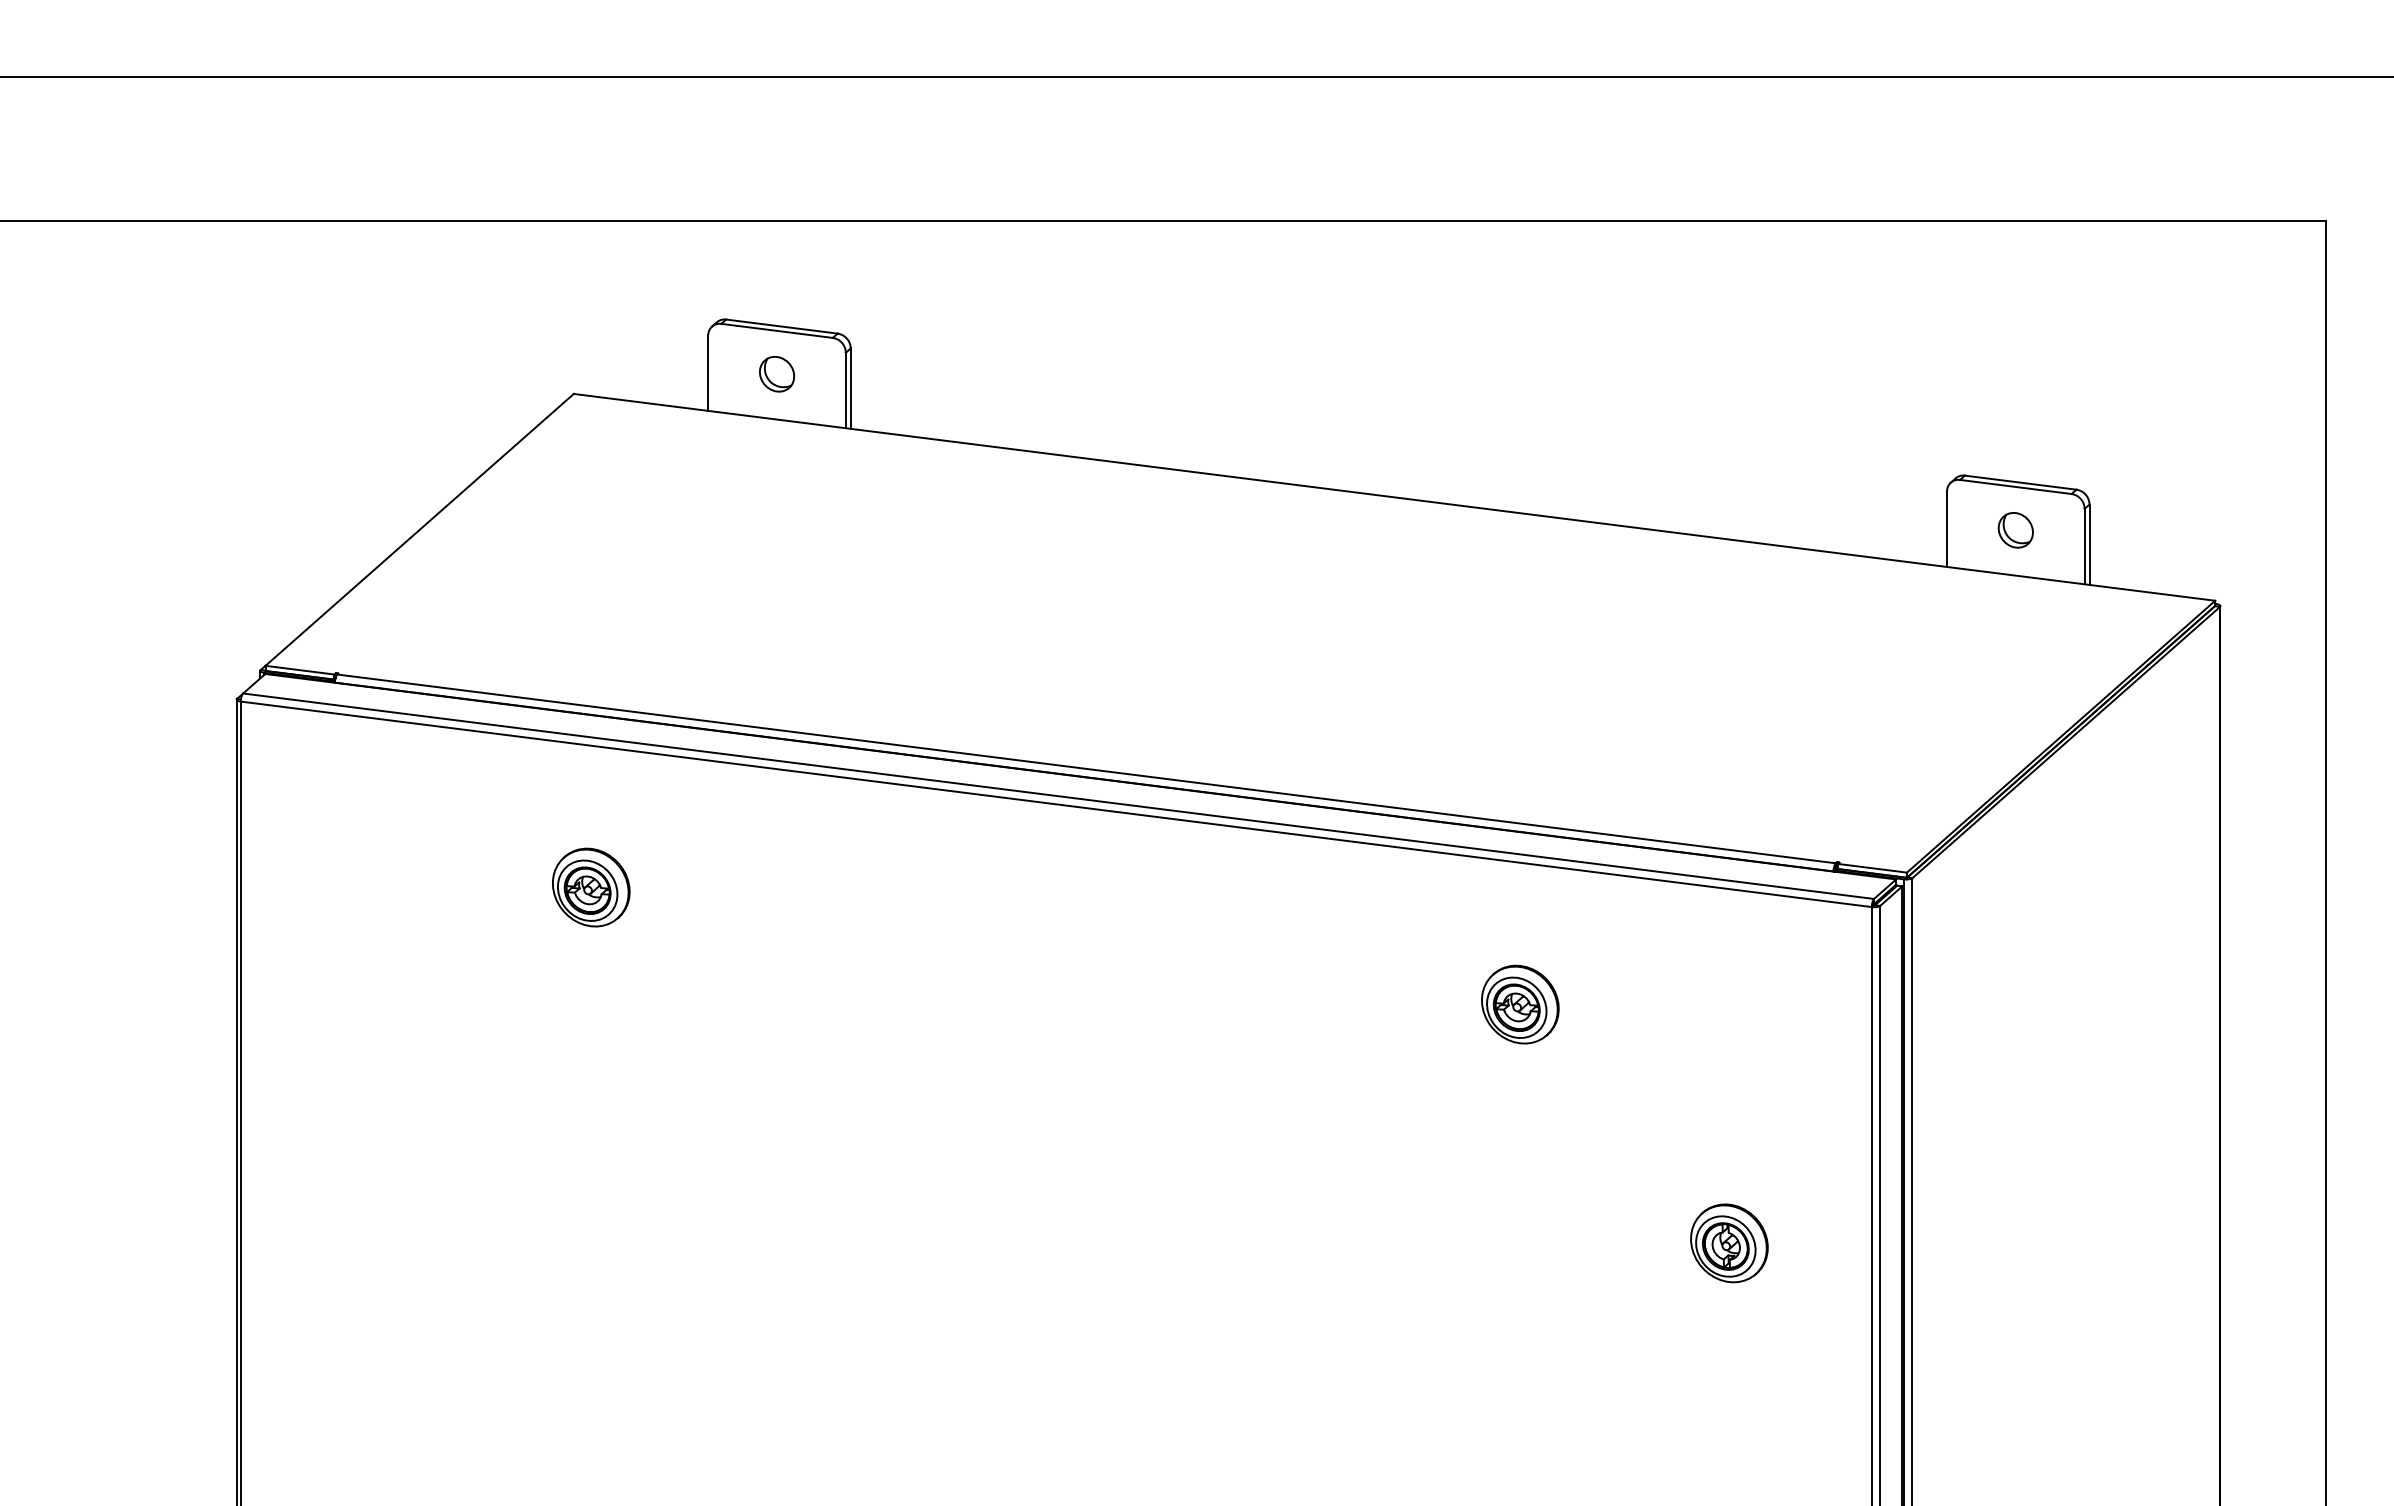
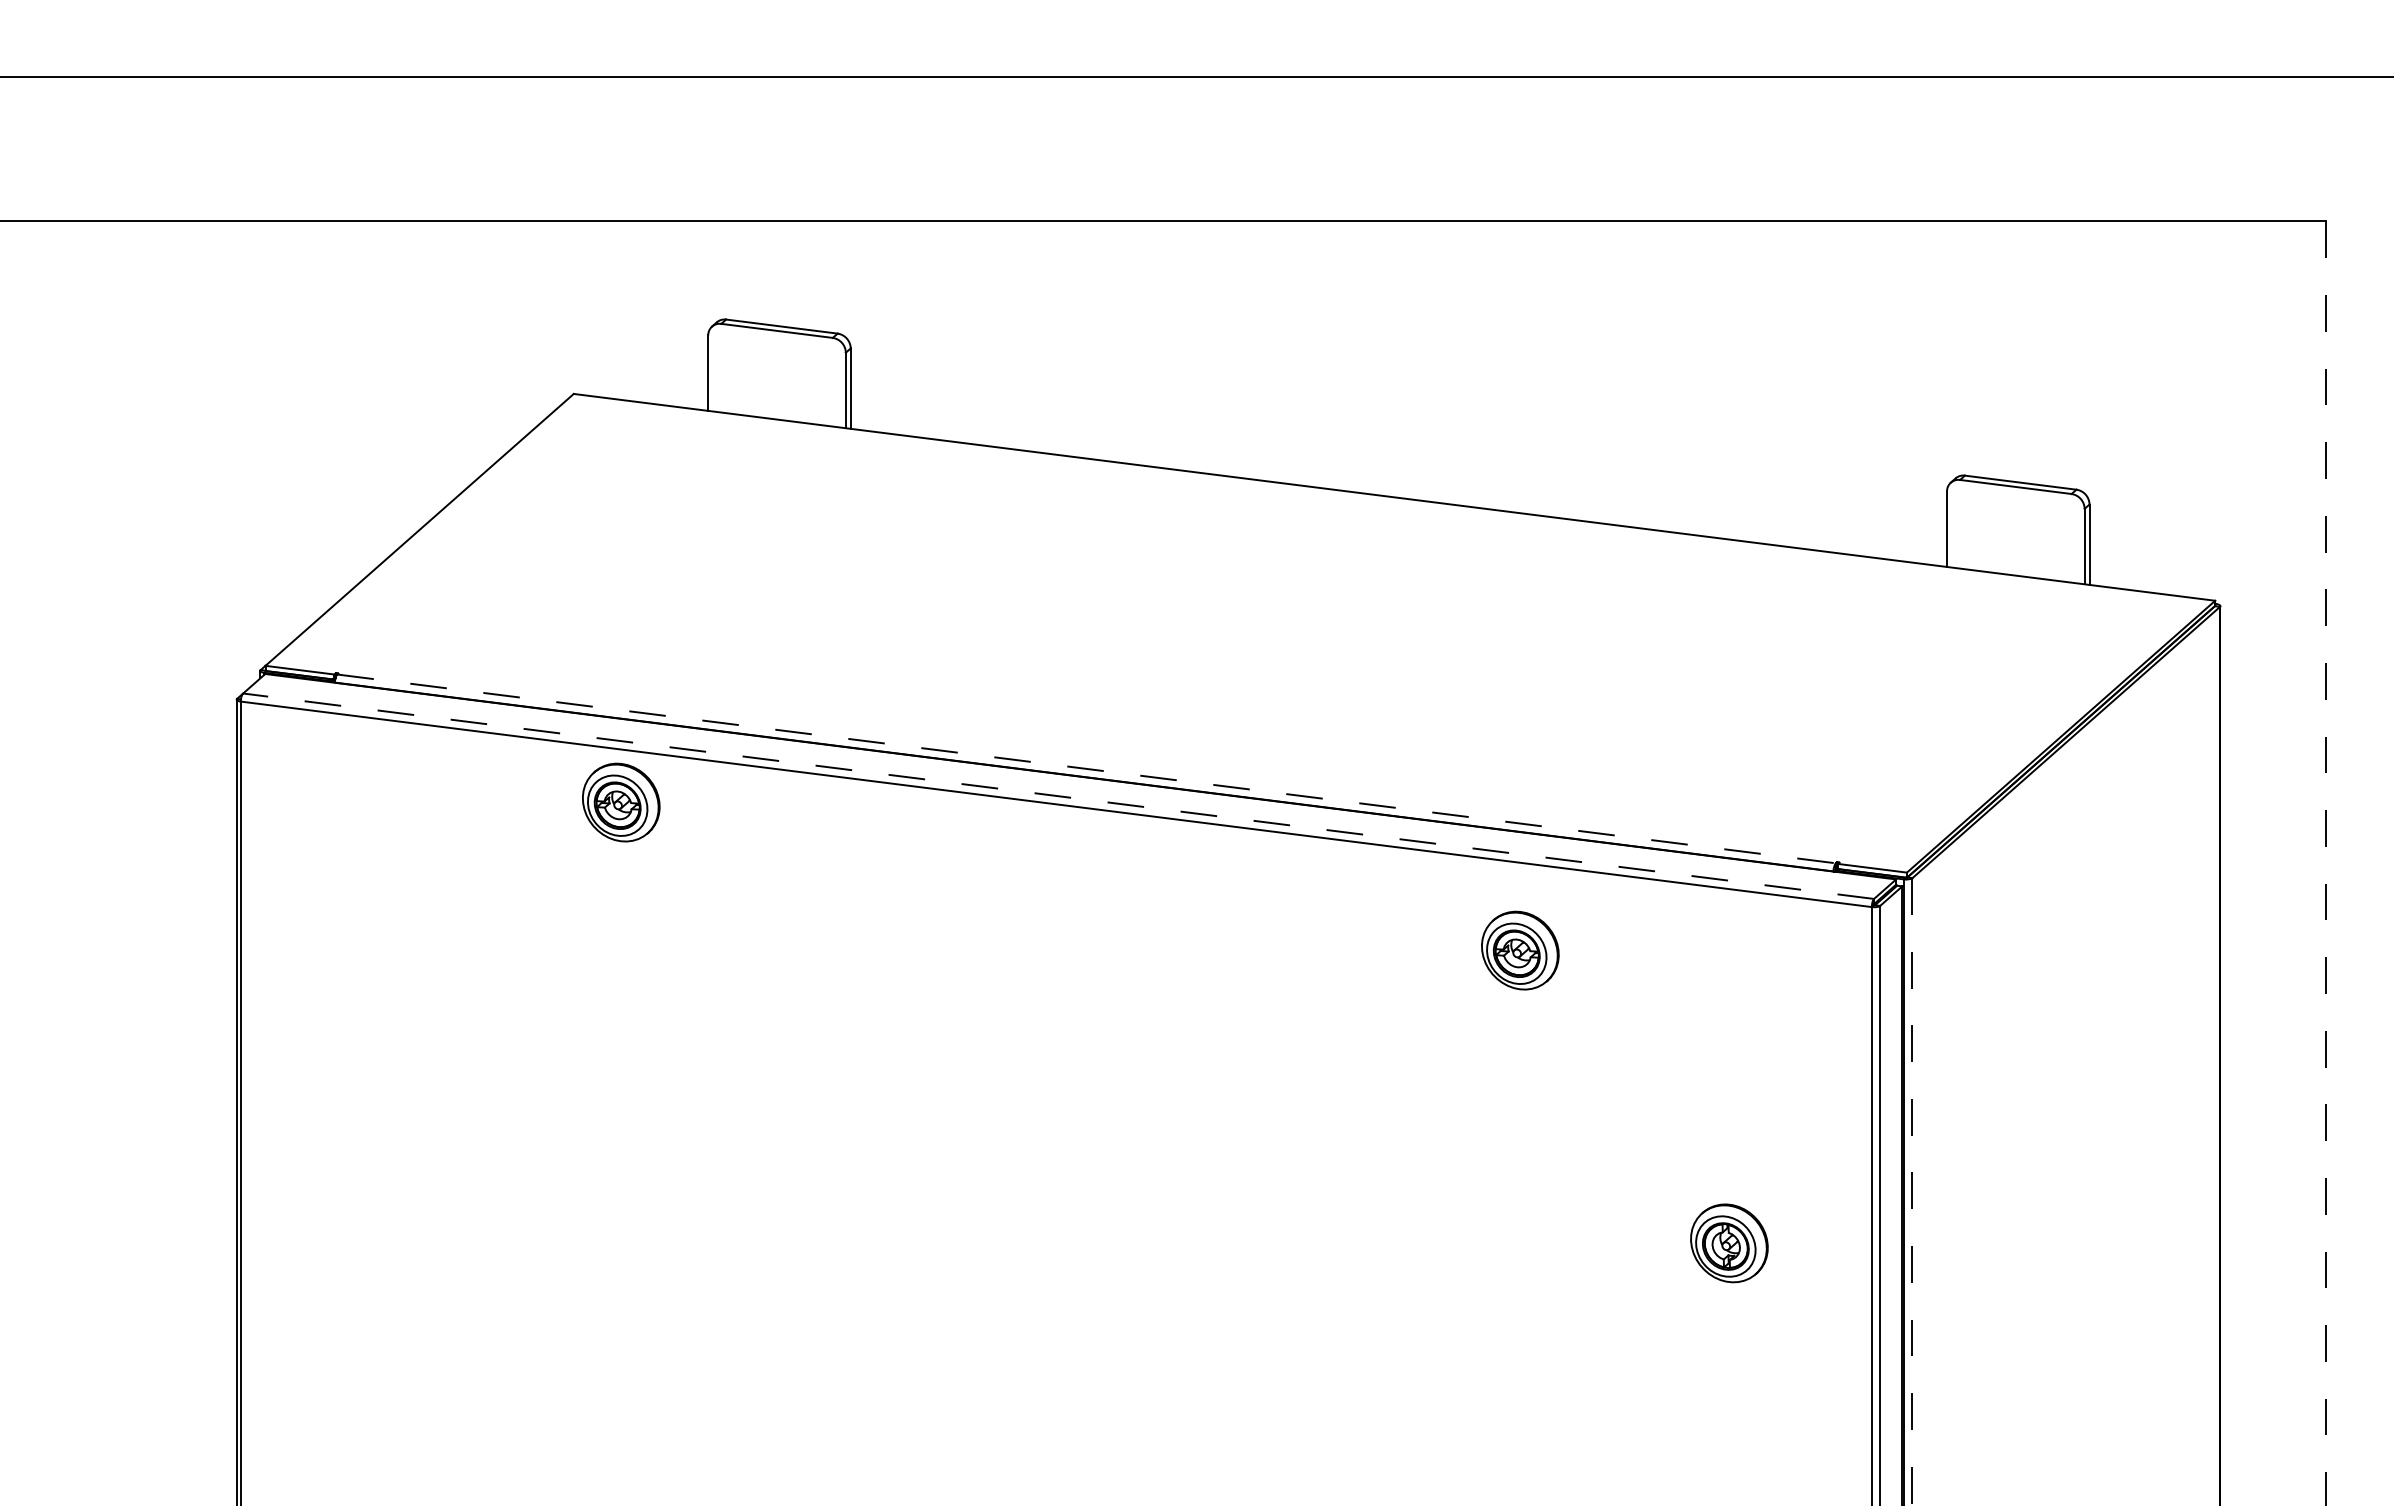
part: present -> none (777, 374)
part: present -> none (2015, 530)
line: solid -> dashed (1087, 768)
line: solid -> dashed (1058, 796)
line: solid -> dashed (2325, 863)
part position: (591, 887) -> (621, 802) (621, 802)
part position: (1520, 1004) -> (1520, 950) (1520, 950)
line: solid -> dashed (1912, 1192)
